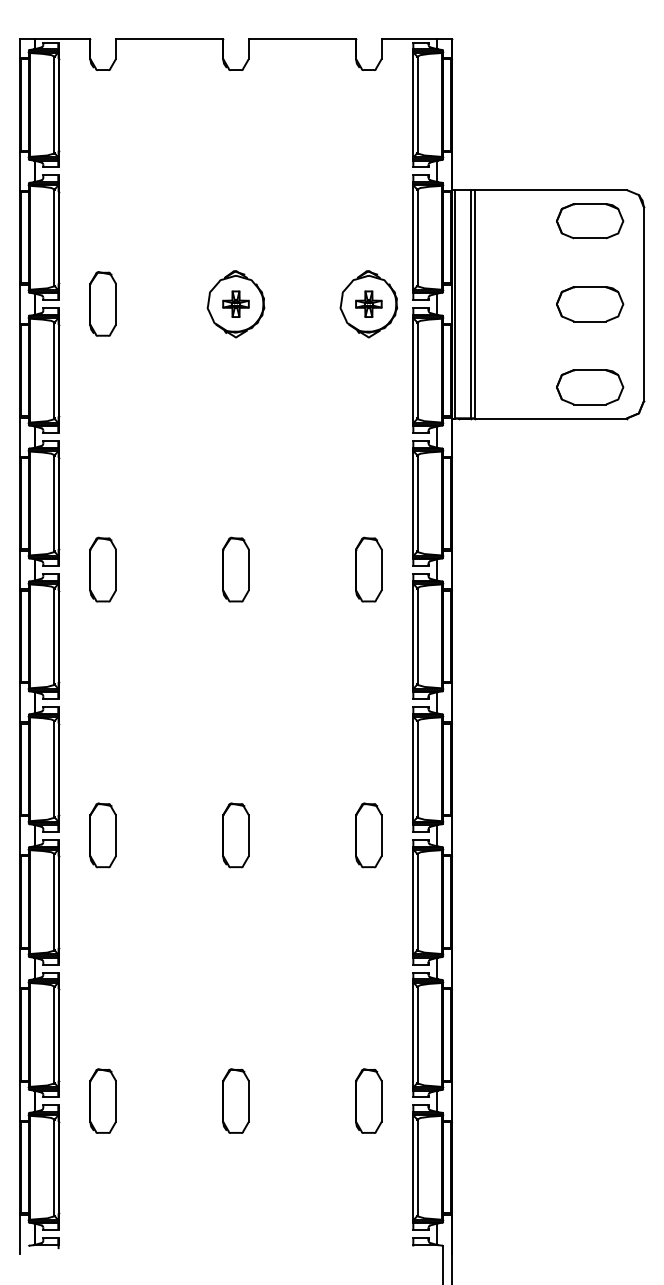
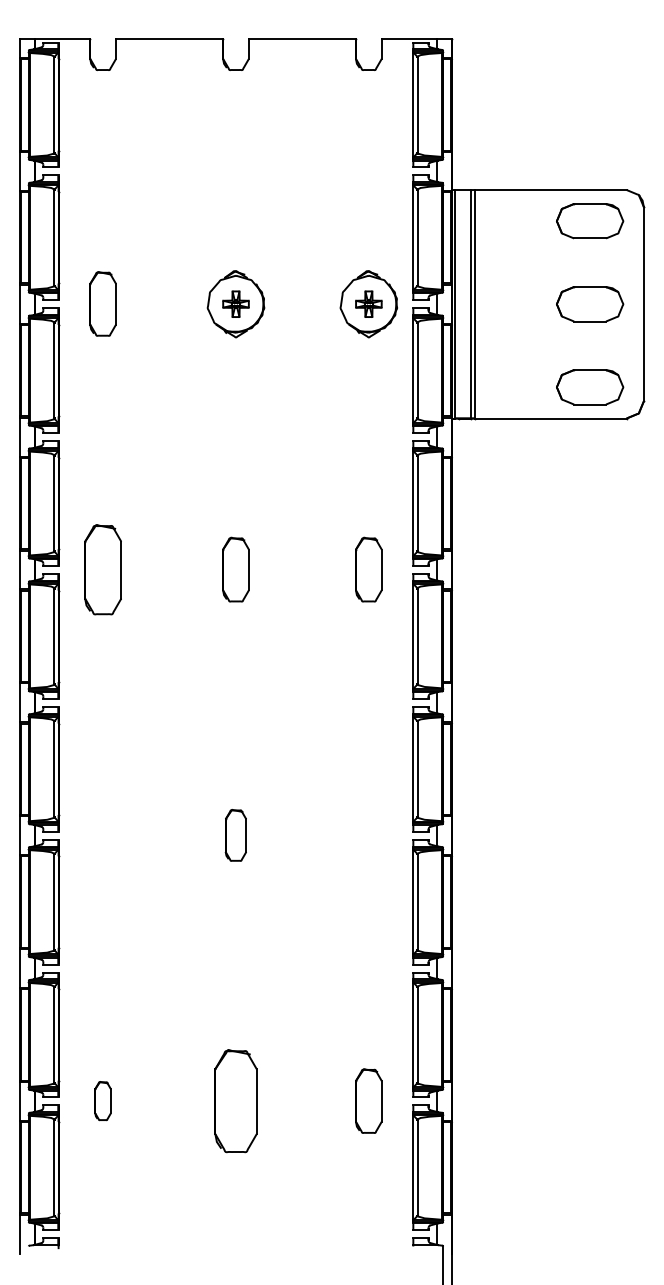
part size: 28x67 px -> 38x92 px (102, 569)
part: present -> none (102, 835)
part size: 28x67 px -> 23x53 px (235, 835)
part: present -> none (368, 835)
part size: 28x66 px -> 18x41 px (102, 1101)
part size: 28x66 px -> 44x105 px (235, 1101)
